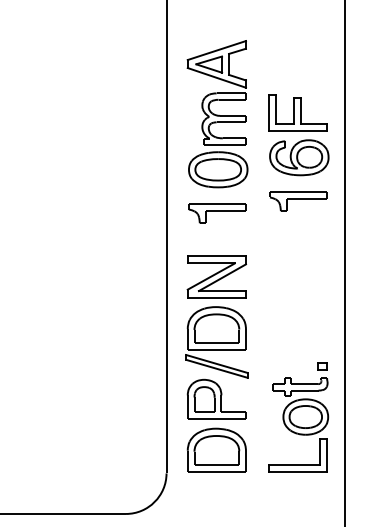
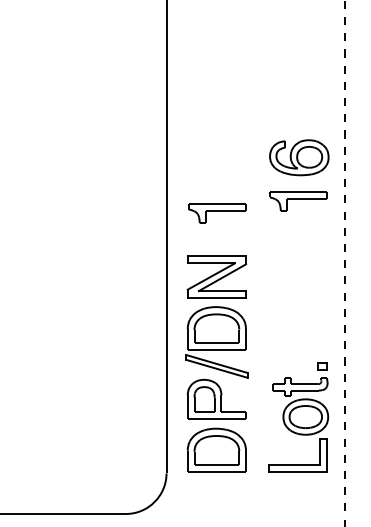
part: present -> none (297, 112)
part: present -> none (217, 114)
line: solid -> dashed (344, 264)
